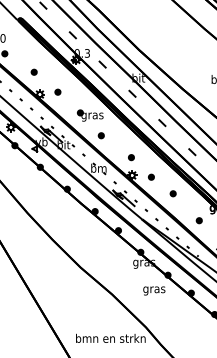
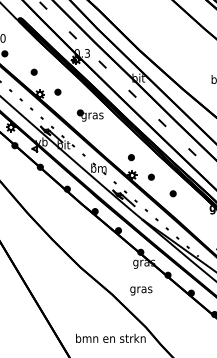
part: present -> none (100, 135)
part: present -> none (198, 220)
text position: (154, 290) -> (141, 290) (141, 290)
